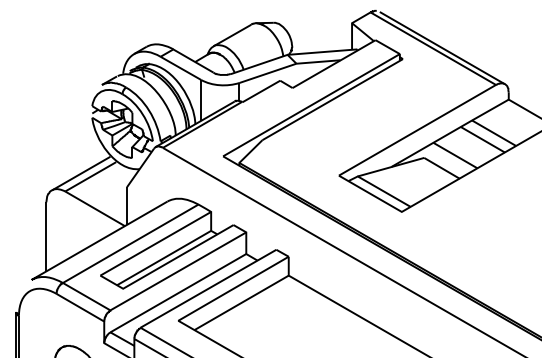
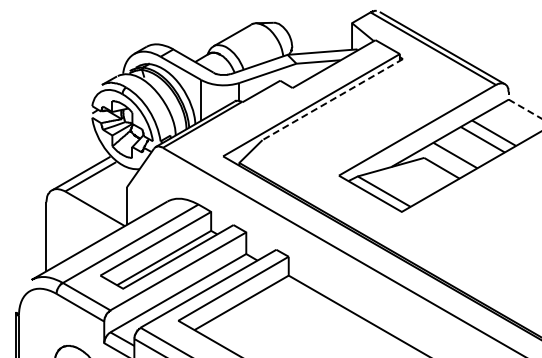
line: solid -> dashed (332, 99)
line: solid -> dashed (520, 106)
